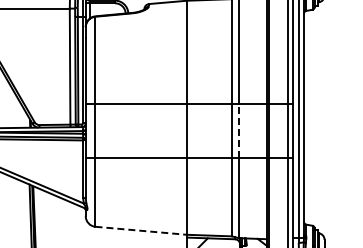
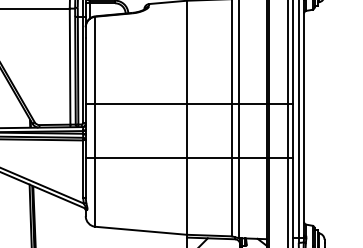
line: dashed -> solid (238, 131)
line: dashed -> solid (141, 230)
